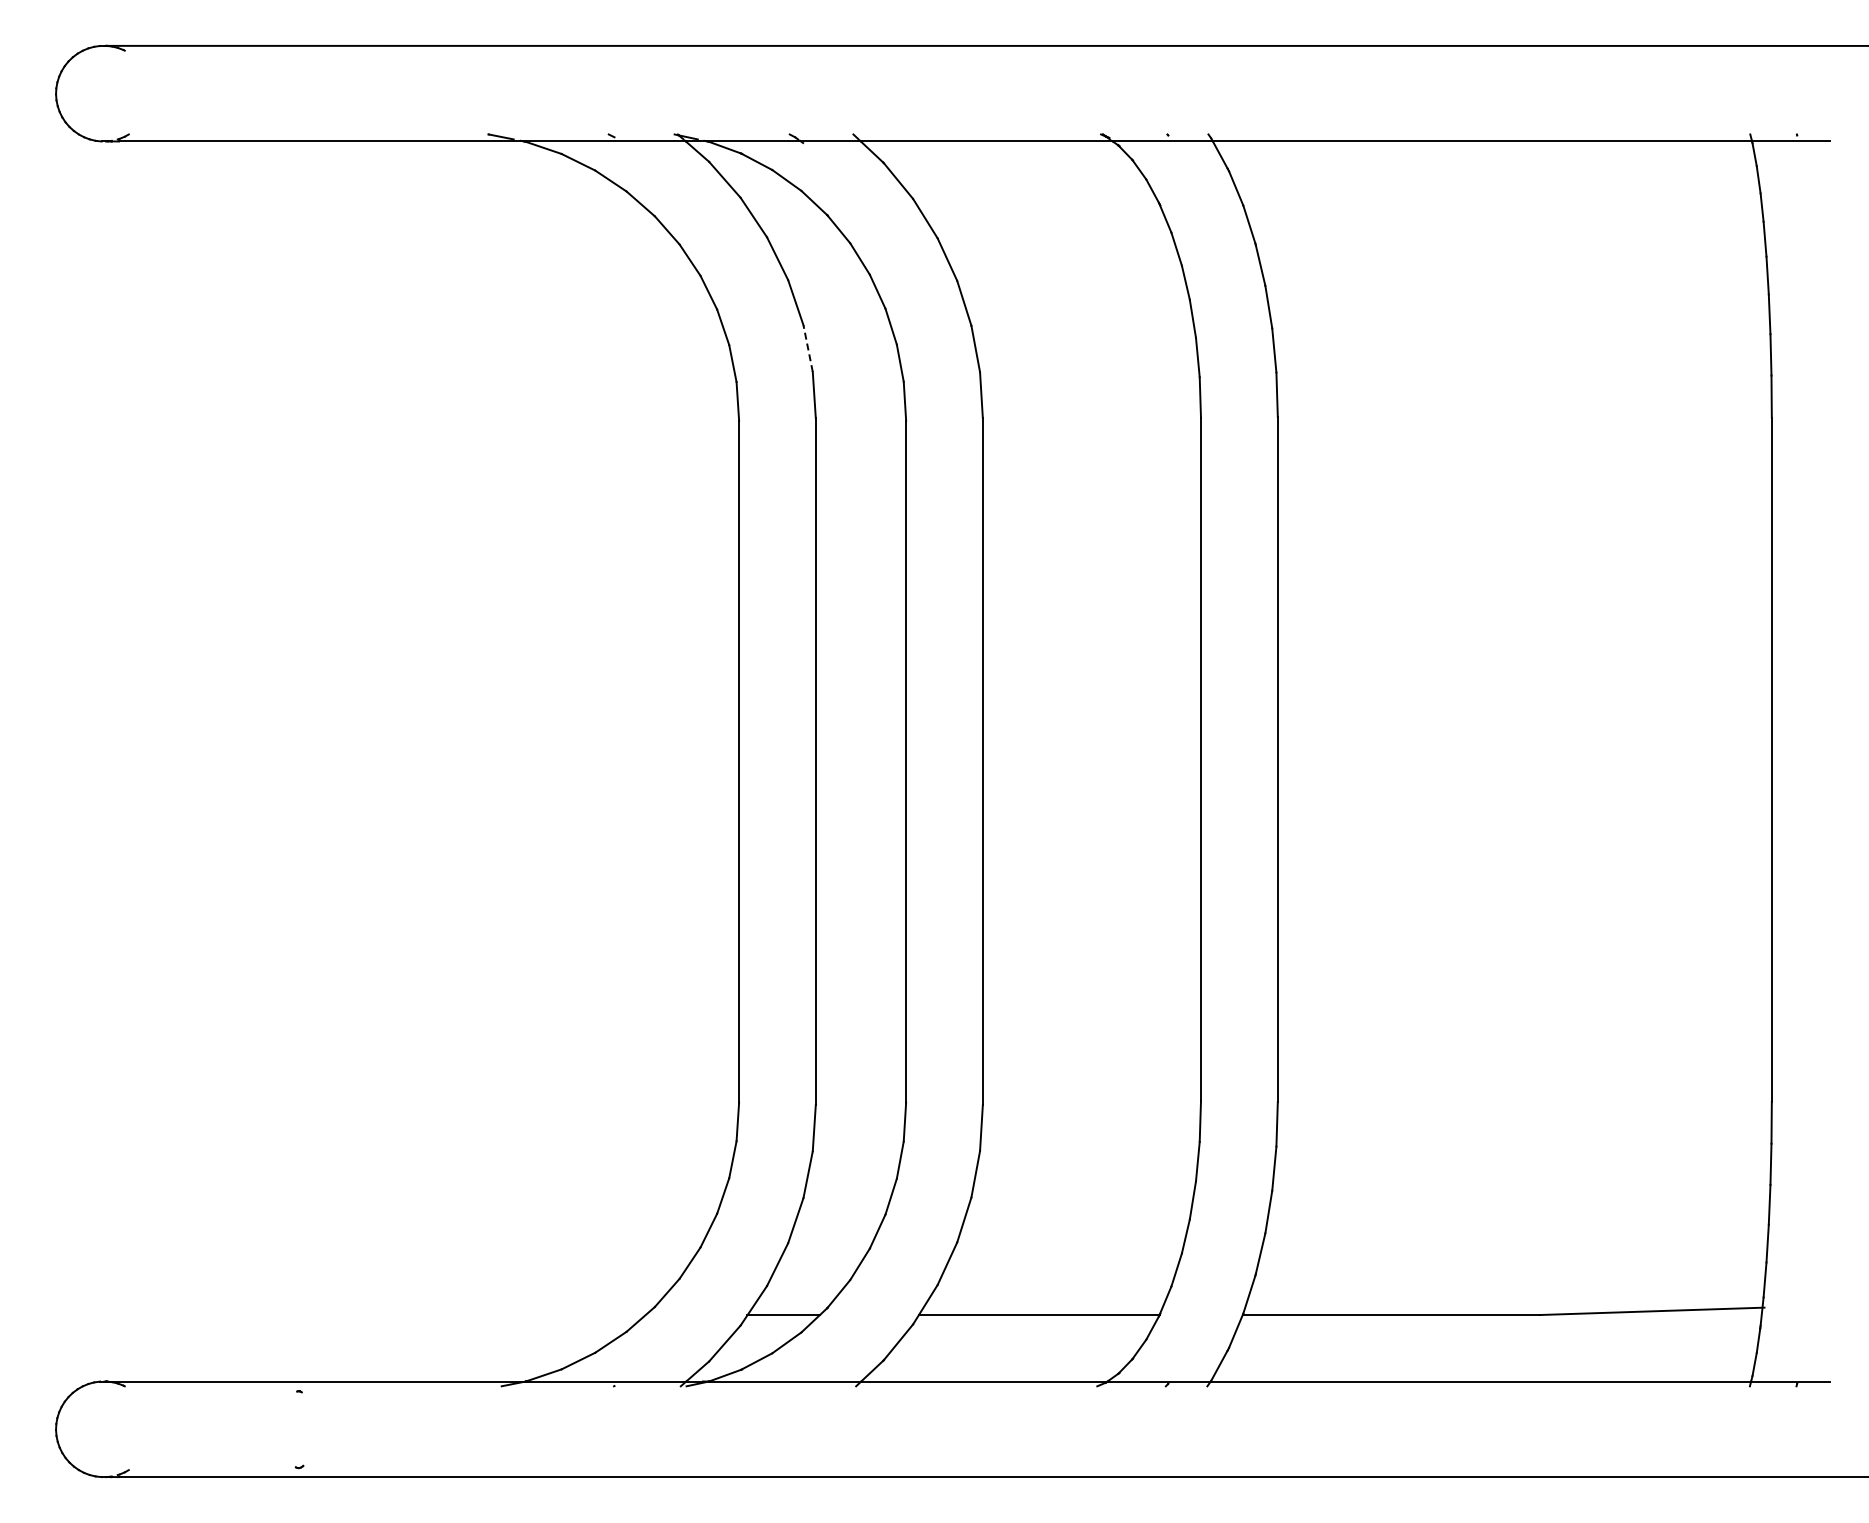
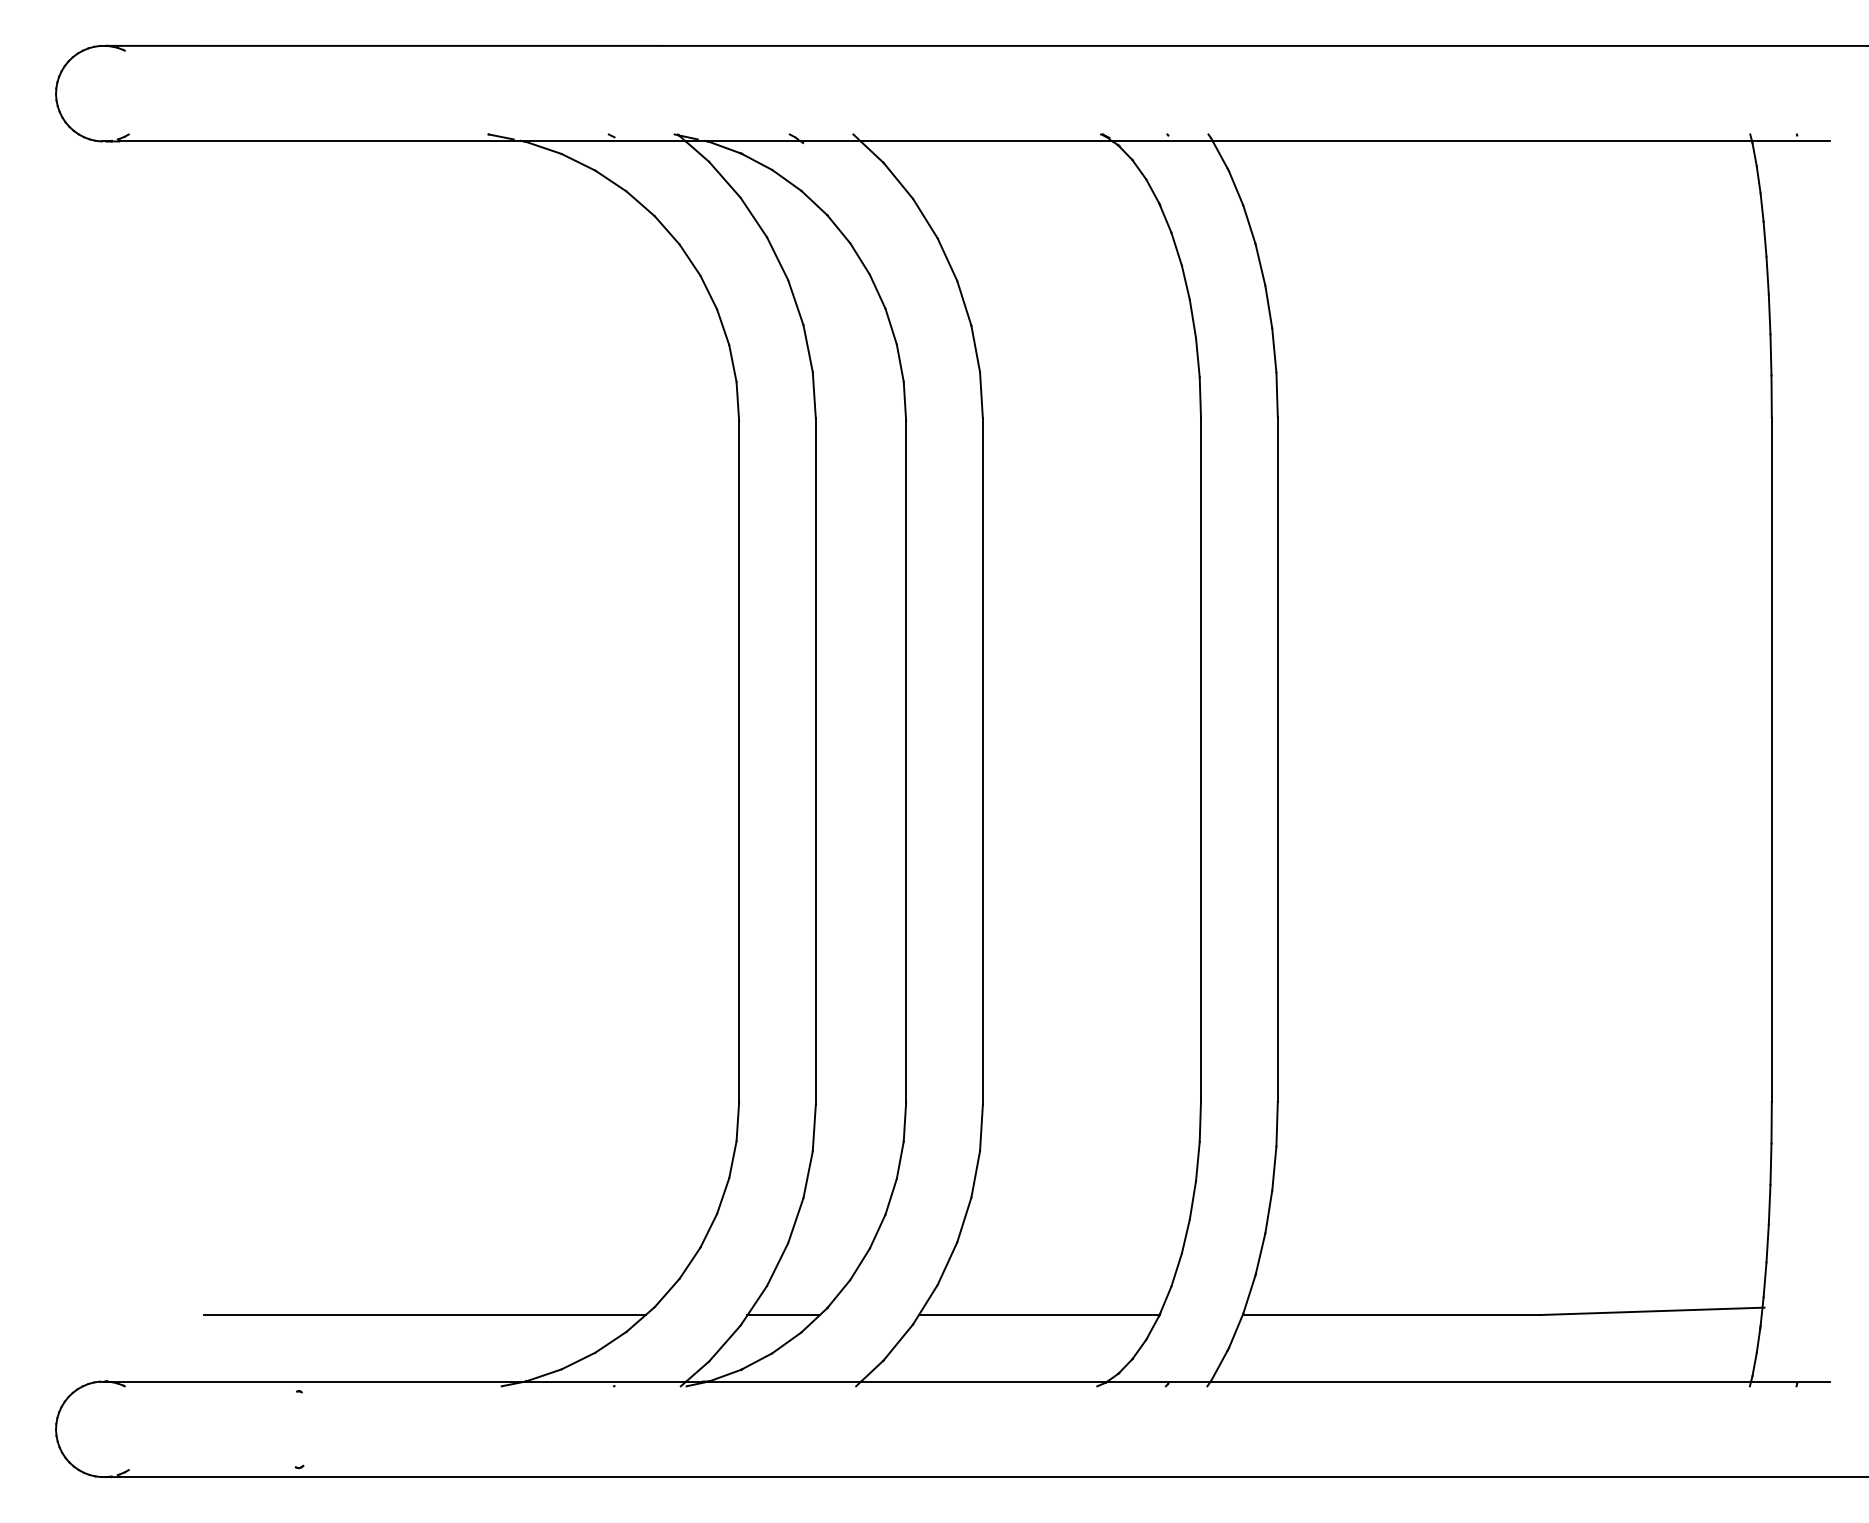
line: dashed -> solid (808, 348)
line: none -> present (424, 1315)
